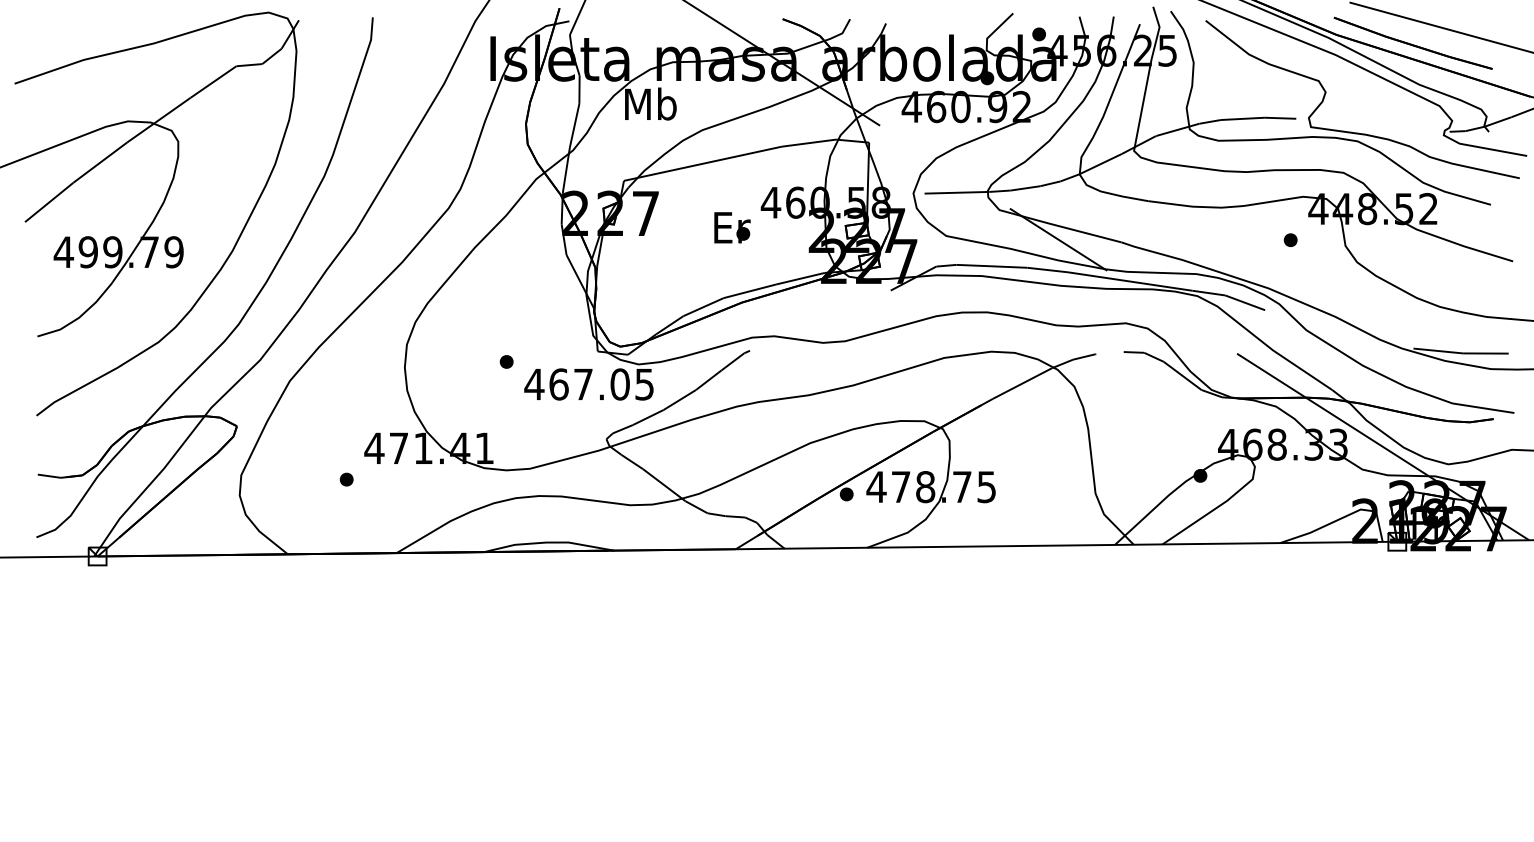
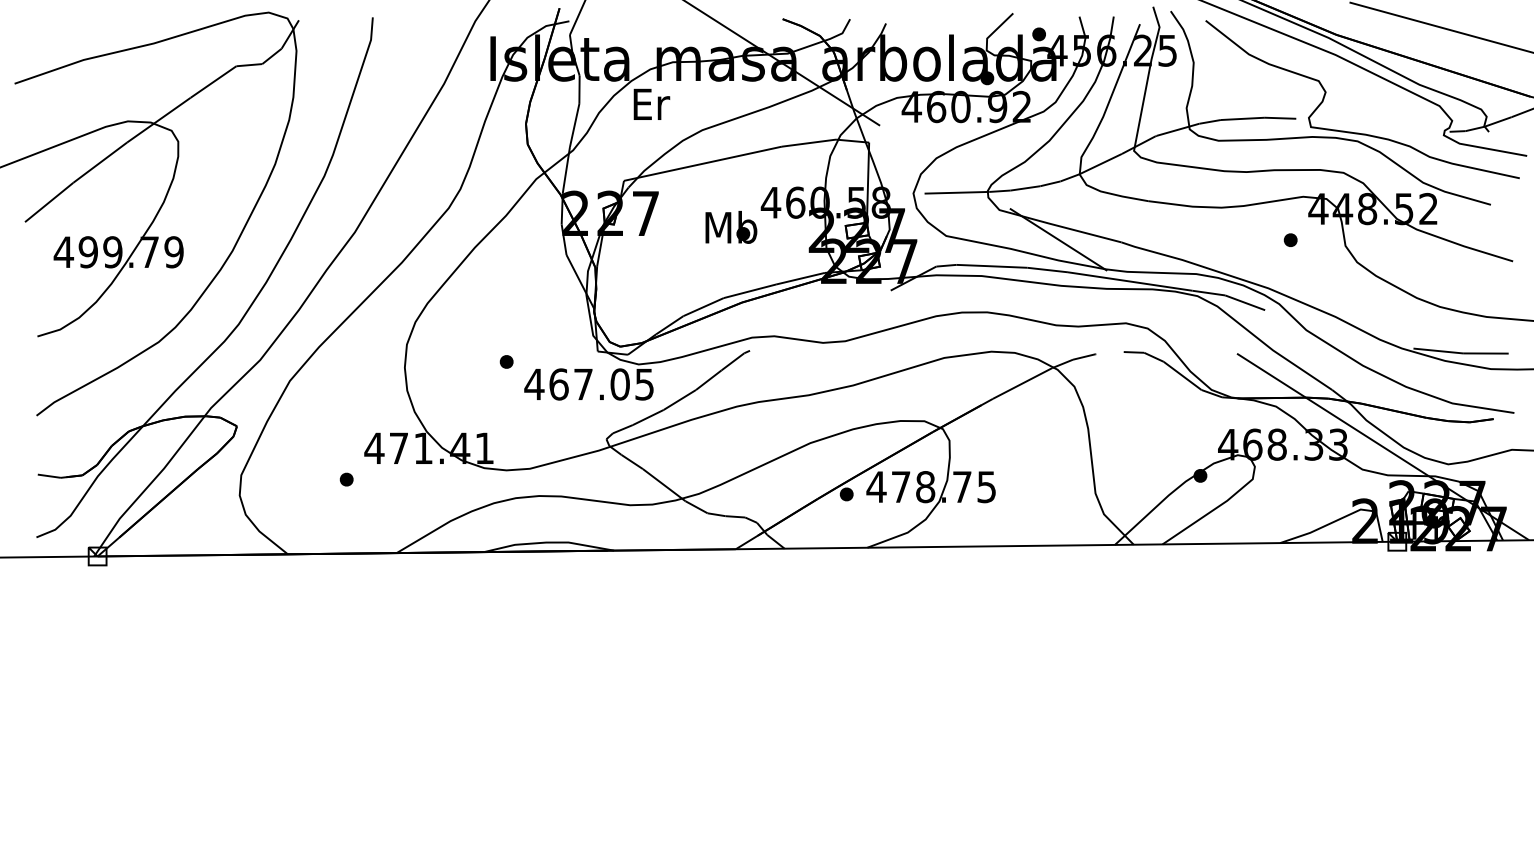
part: present -> none (1412, 42)
text: Mb -> Er (650, 103)
text: Er -> Mb (731, 226)
